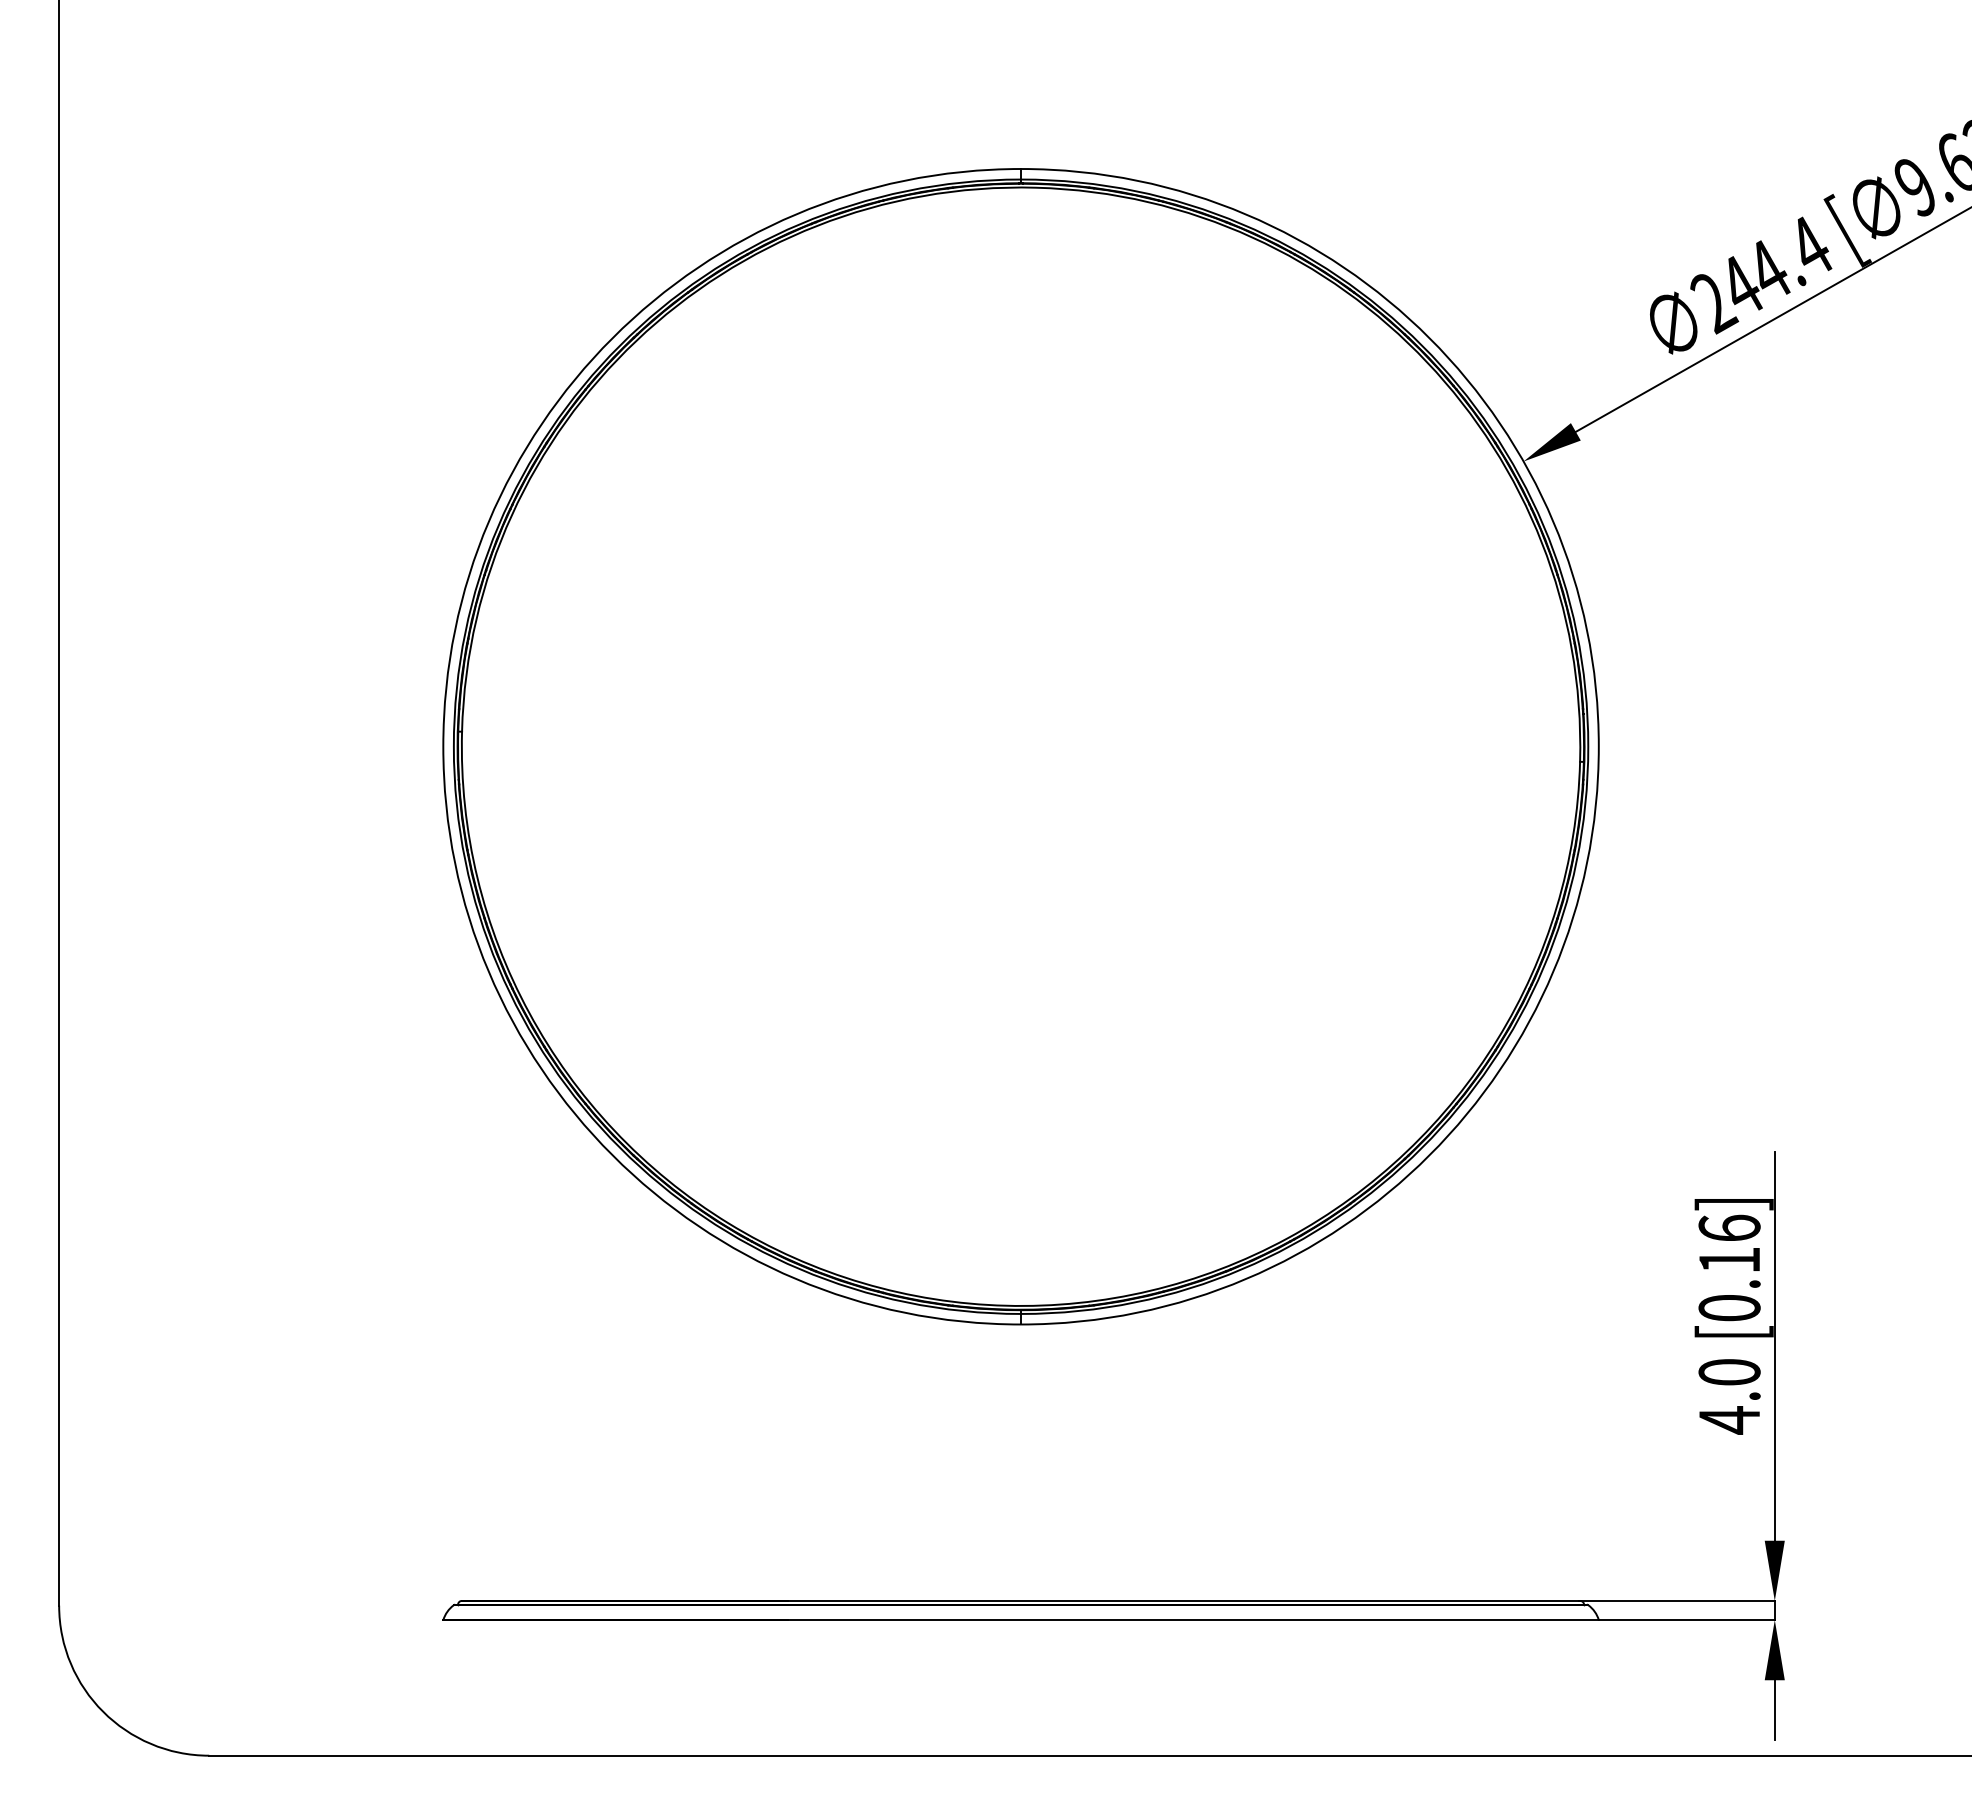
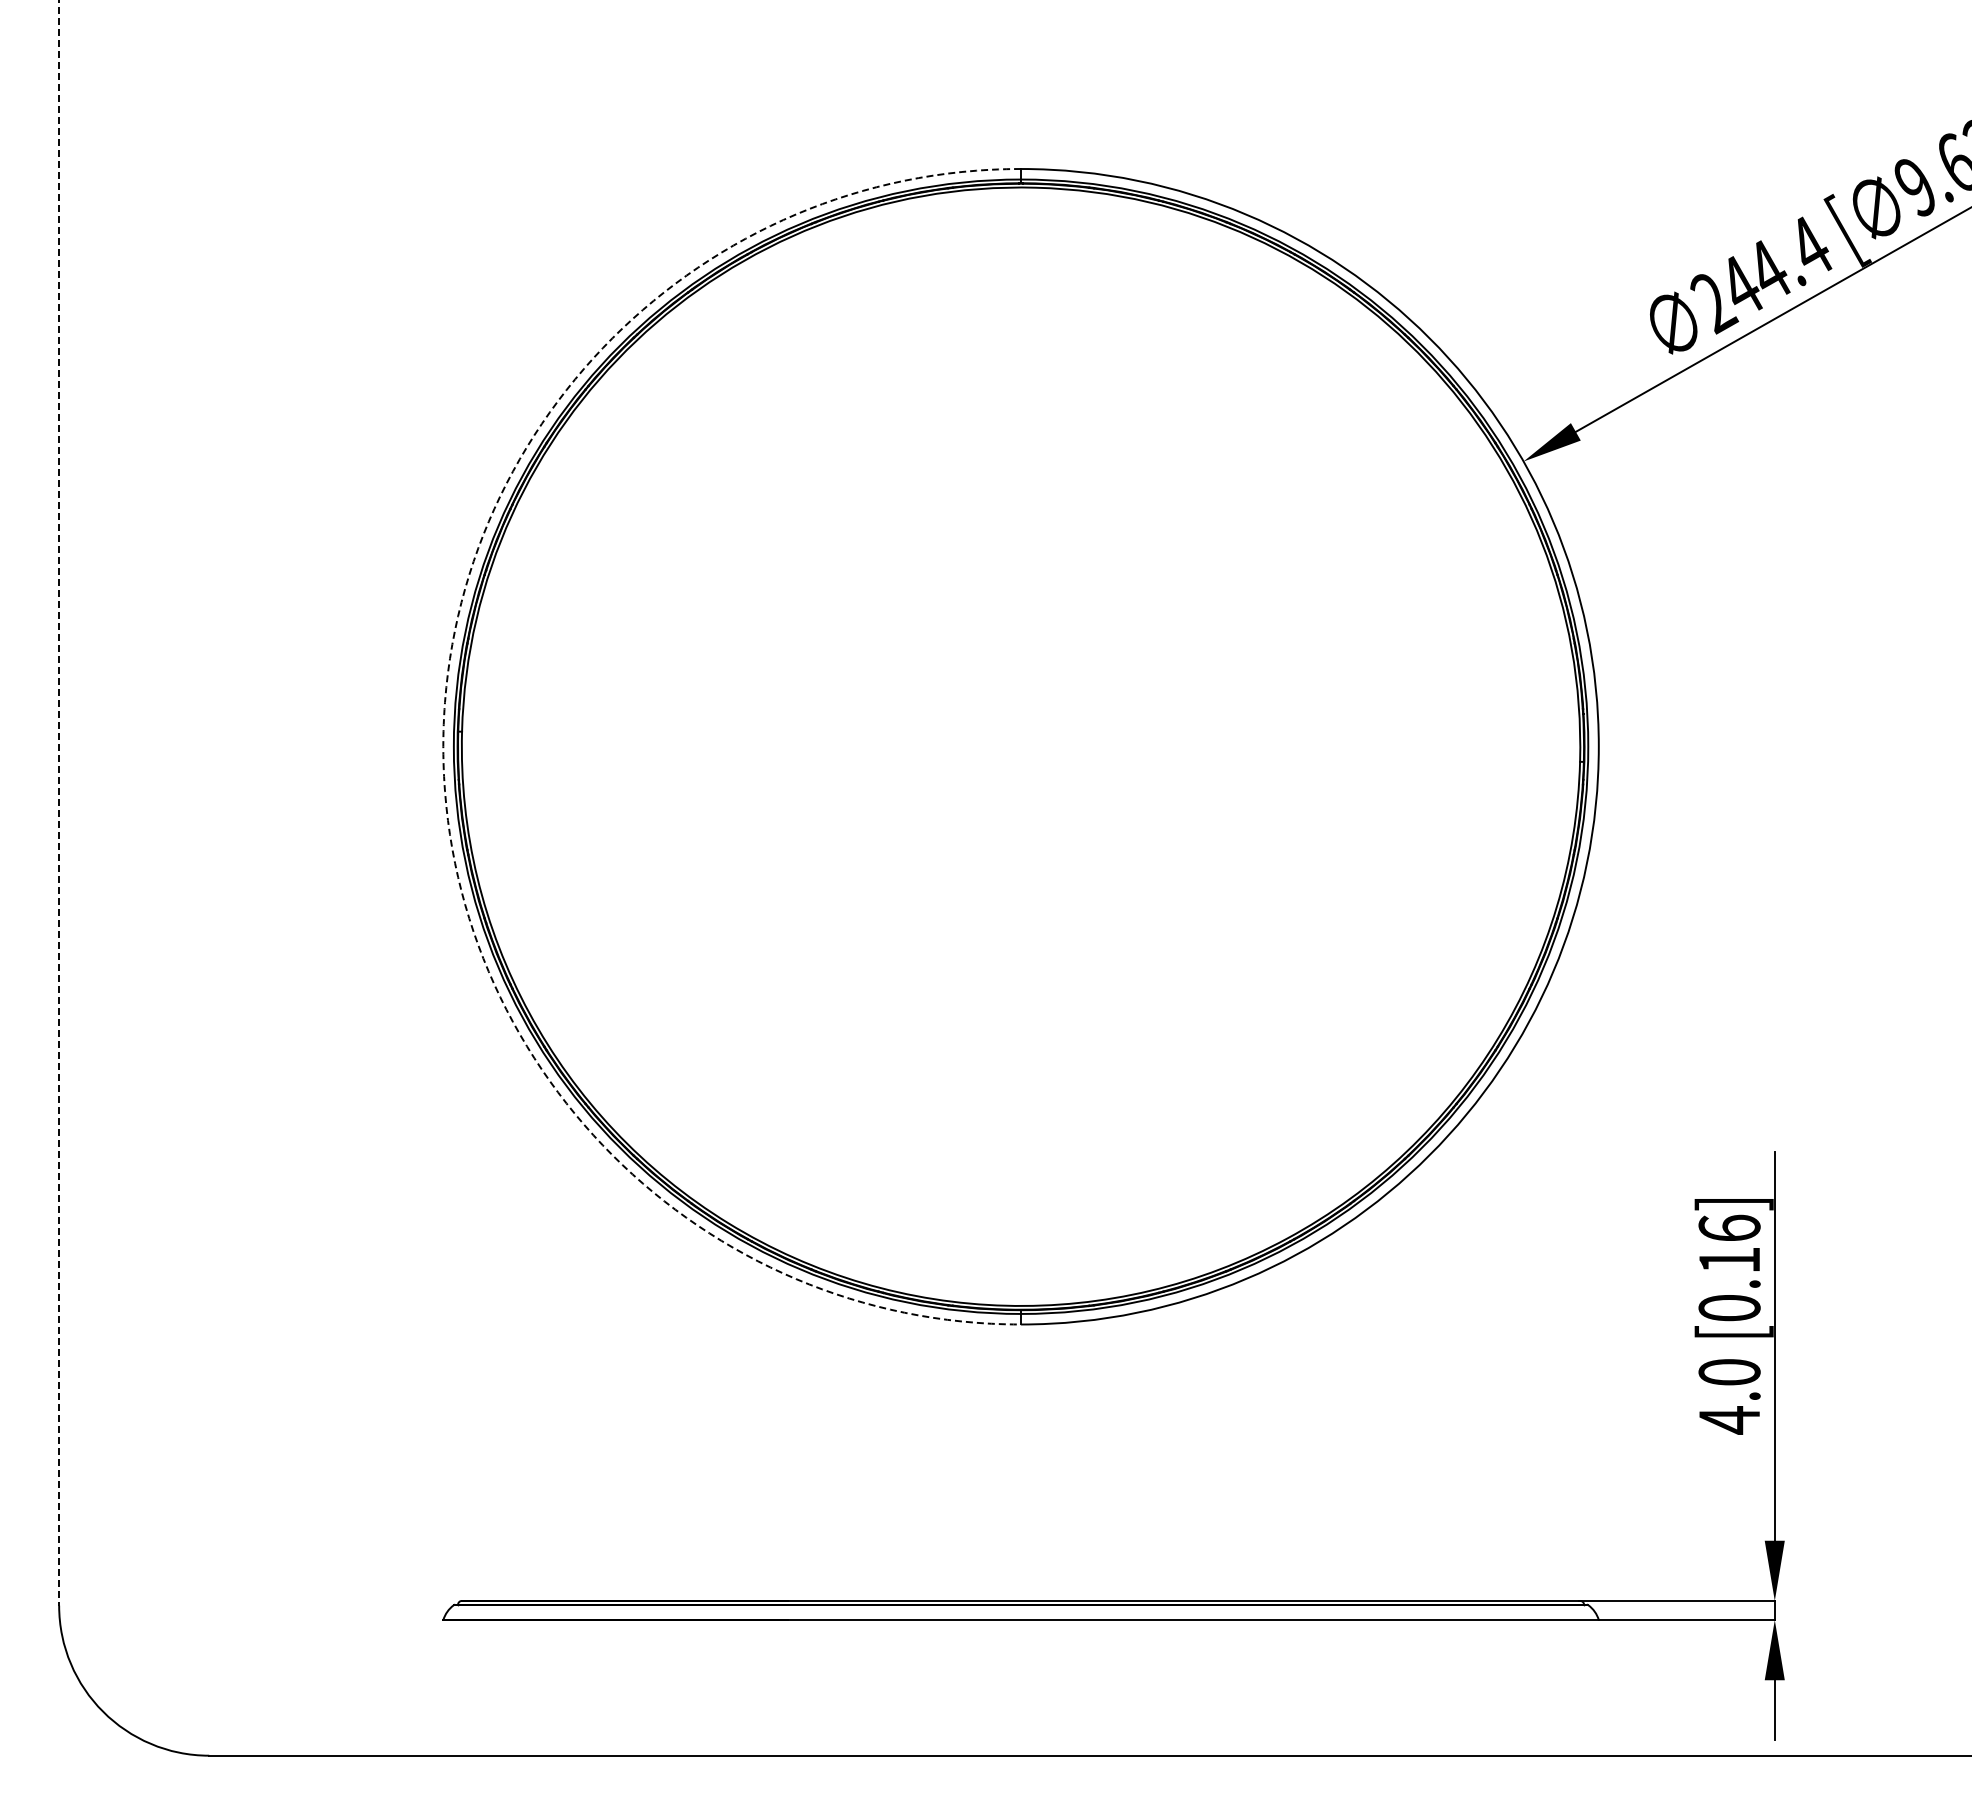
arc: solid -> dashed (443, 746)
line: solid -> dashed (59, 802)
